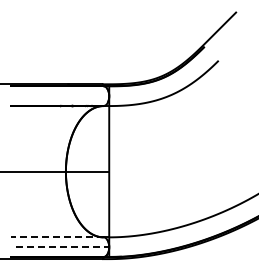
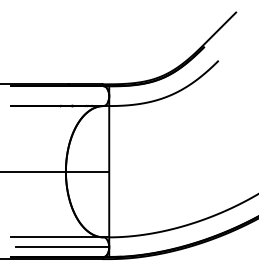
line: dashed -> solid (56, 237)
line: dashed -> solid (63, 247)
